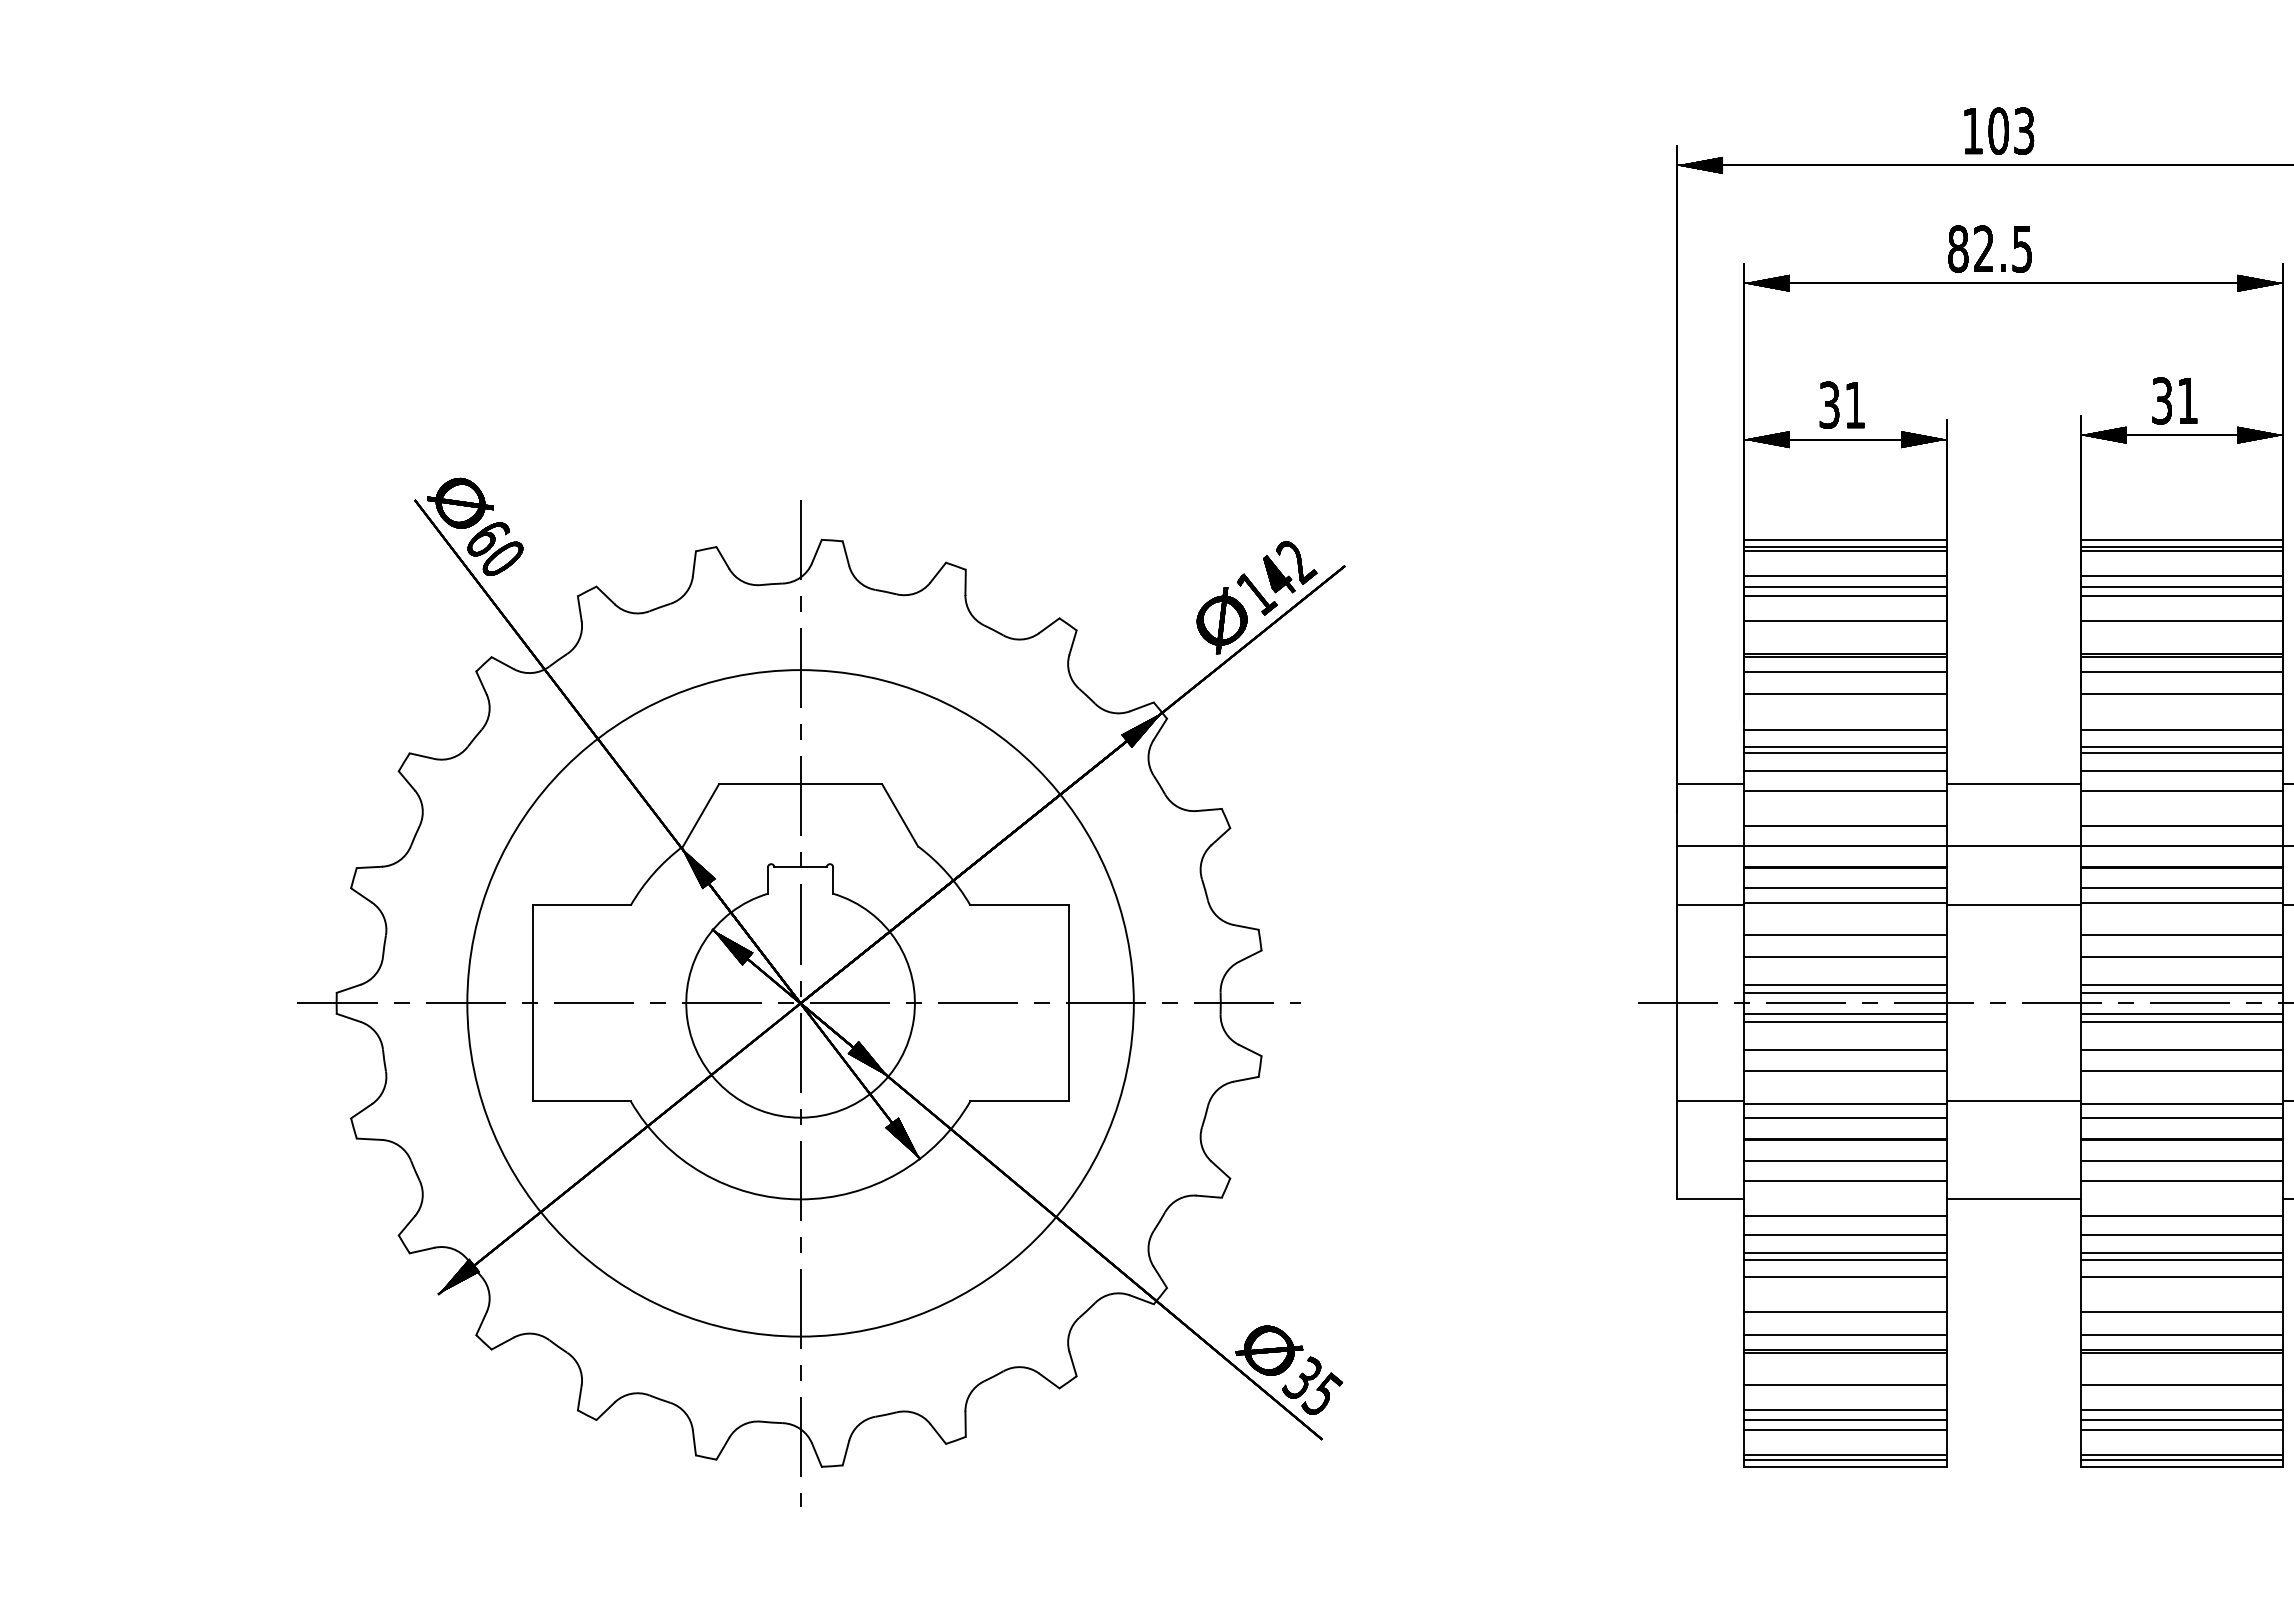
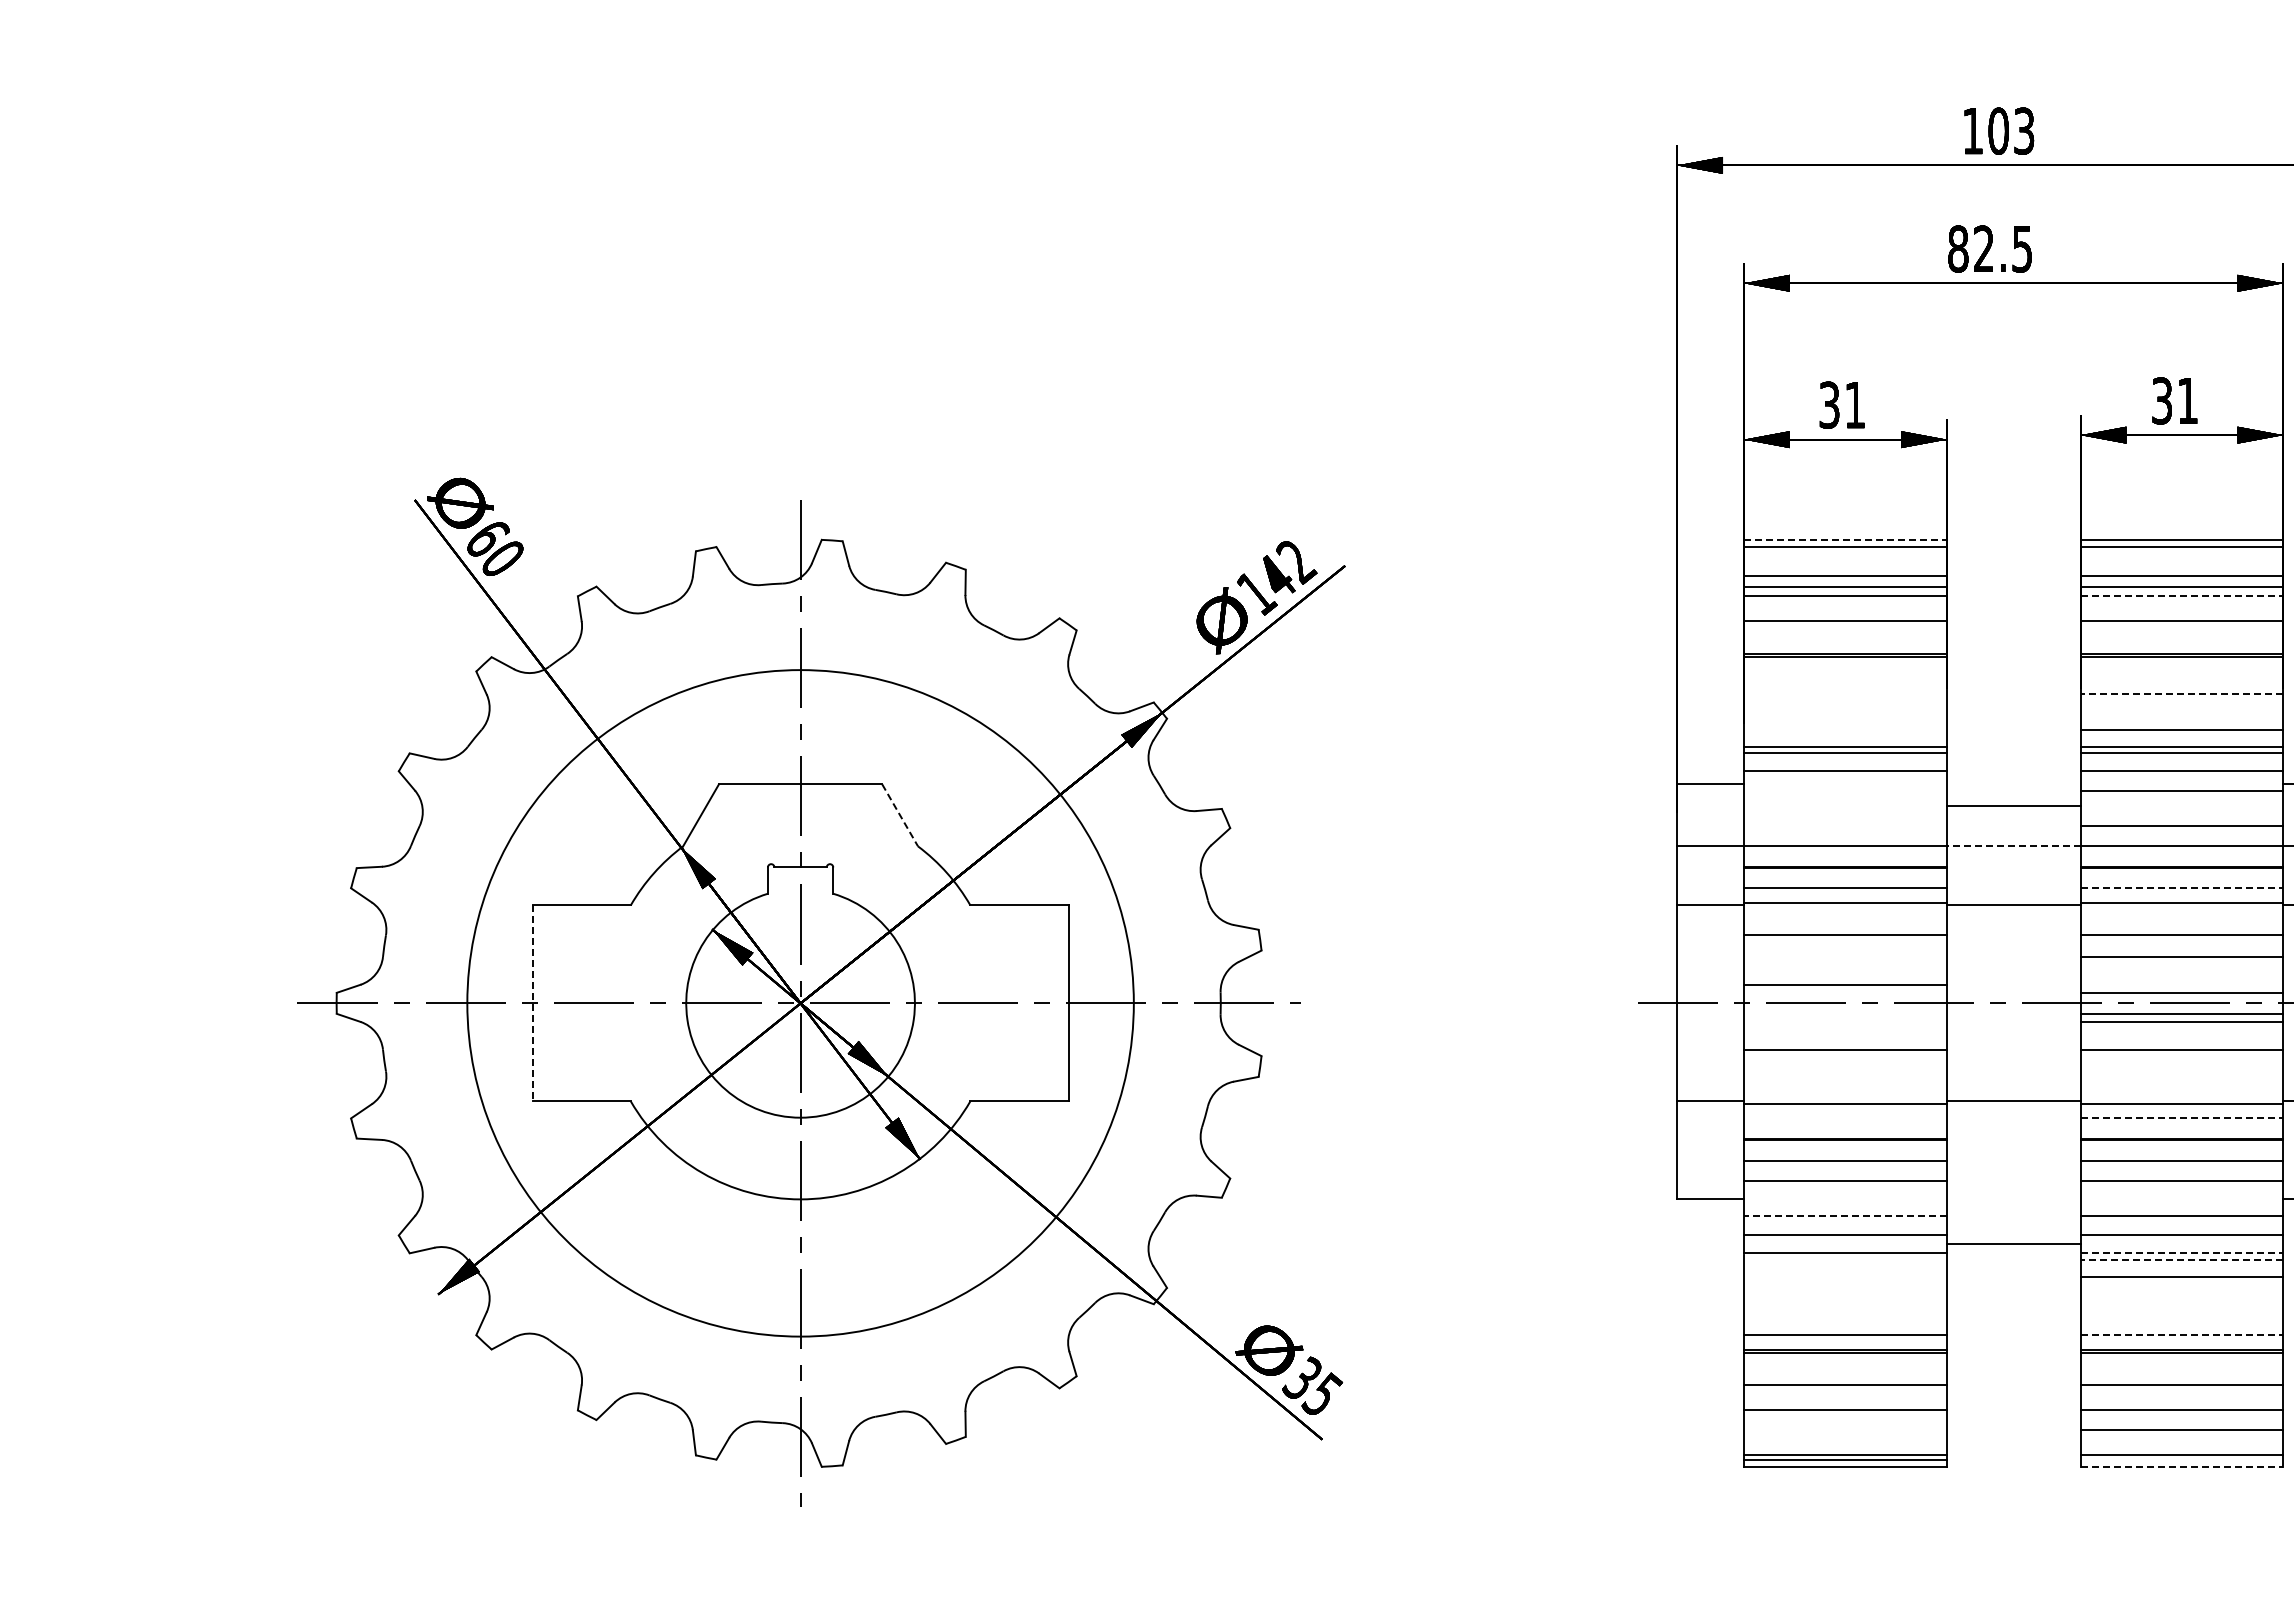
line: solid -> dashed (1845, 539)
line: present -> none (1845, 551)
line: present -> none (2181, 551)
line: solid -> dashed (2182, 596)
line: present -> none (1845, 671)
line: present -> none (2181, 671)
line: present -> none (1845, 694)
line: solid -> dashed (2181, 694)
line: present -> none (1845, 729)
line position: (2013, 784) -> (2013, 806) (2013, 806)
line: present -> none (1845, 790)
line: solid -> dashed (900, 815)
line: present -> none (1845, 825)
line: solid -> dashed (2013, 846)
line: solid -> dashed (2182, 888)
line: present -> none (1845, 957)
line: present -> none (2181, 984)
line: present -> none (1845, 992)
line: solid -> dashed (532, 1003)
line: present -> none (1845, 1013)
line: present -> none (1845, 1021)
line: present -> none (1845, 1071)
line: present -> none (2181, 1071)
line: present -> none (1845, 1118)
line: solid -> dashed (2182, 1118)
line position: (2013, 1199) -> (2013, 1244) (2013, 1244)
line: solid -> dashed (1844, 1216)
line: solid -> dashed (2182, 1253)
line: present -> none (1845, 1259)
line: solid -> dashed (2181, 1259)
line: present -> none (1845, 1276)
line: present -> none (1845, 1312)
line: present -> none (2181, 1312)
line: solid -> dashed (2182, 1335)
line: present -> none (1845, 1420)
line: present -> none (2181, 1420)
line: present -> none (1845, 1430)
line: present -> none (2181, 1459)
line: solid -> dashed (2182, 1466)
